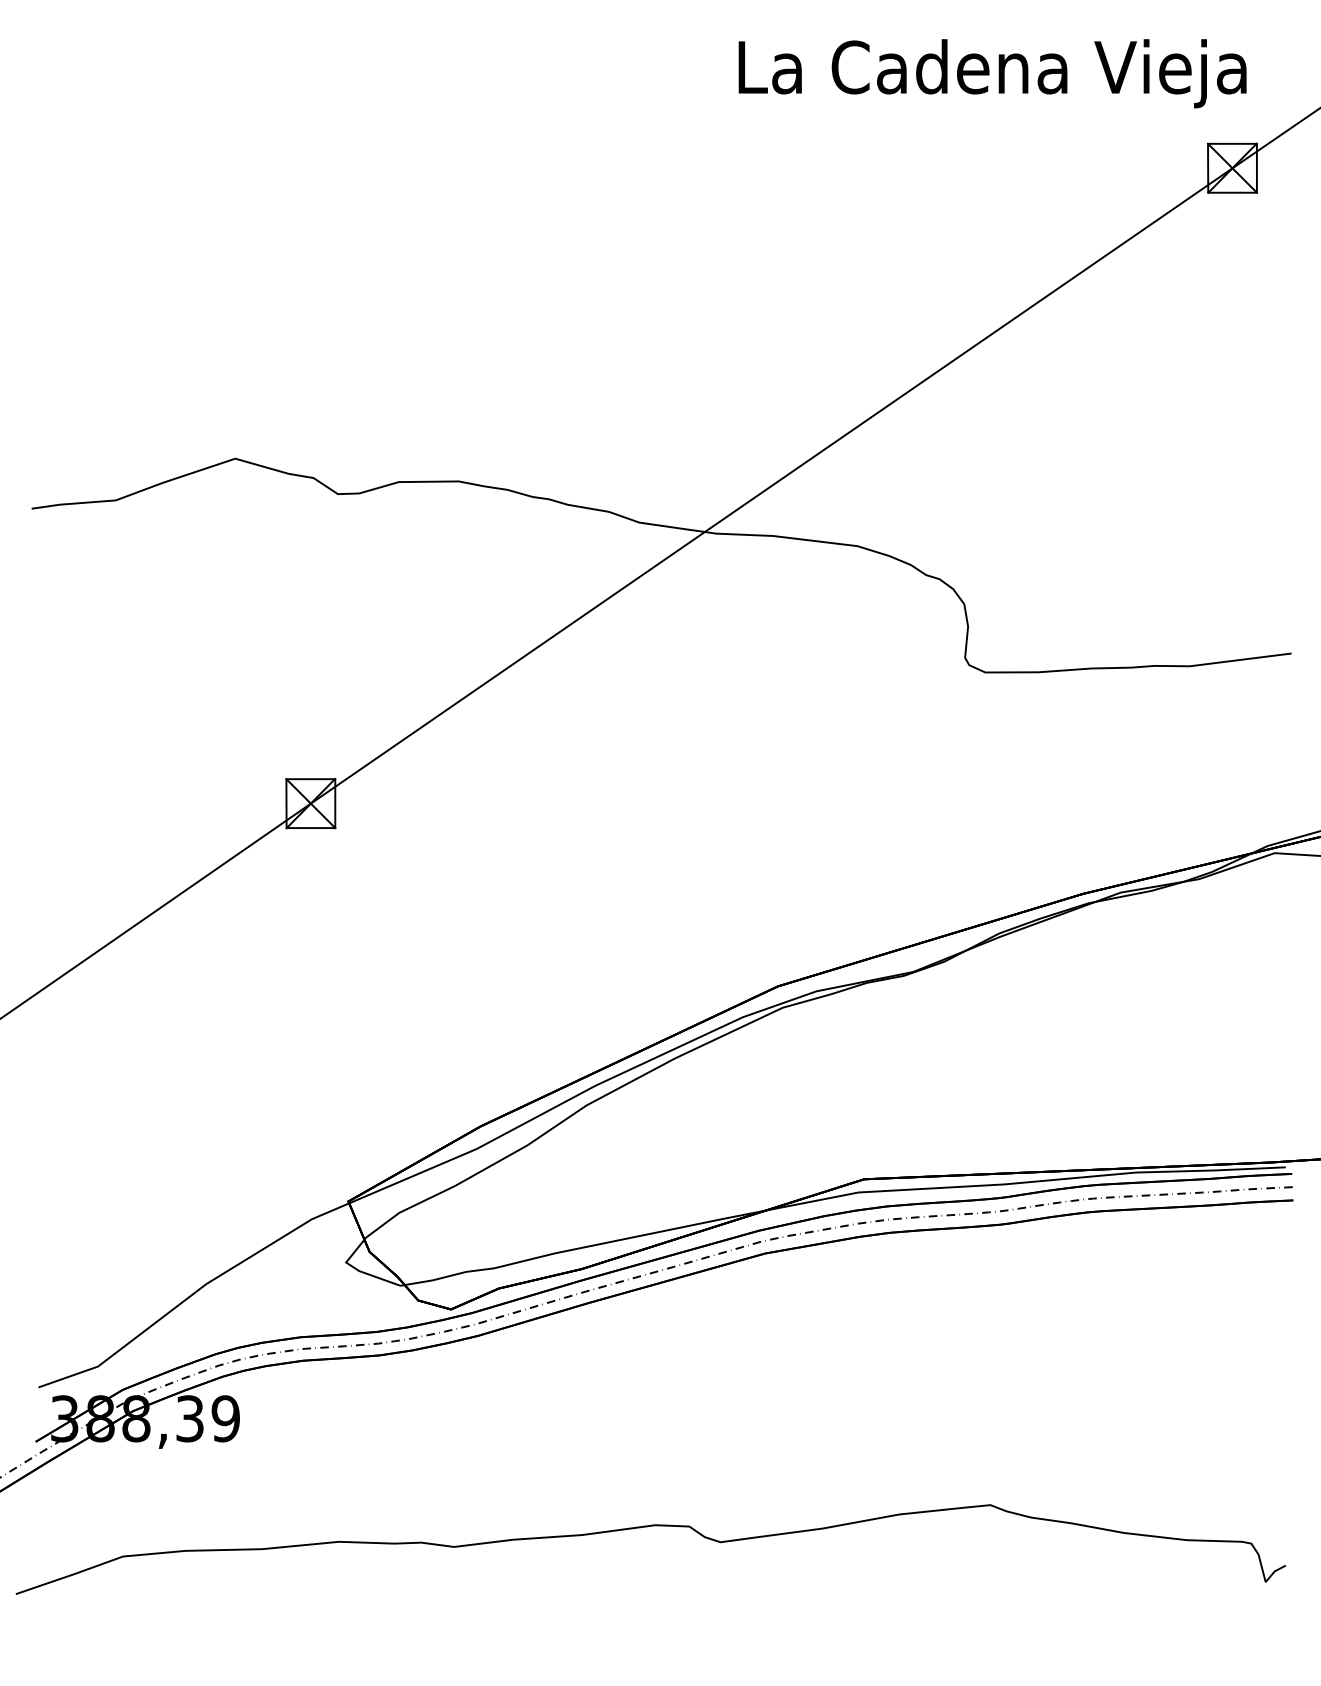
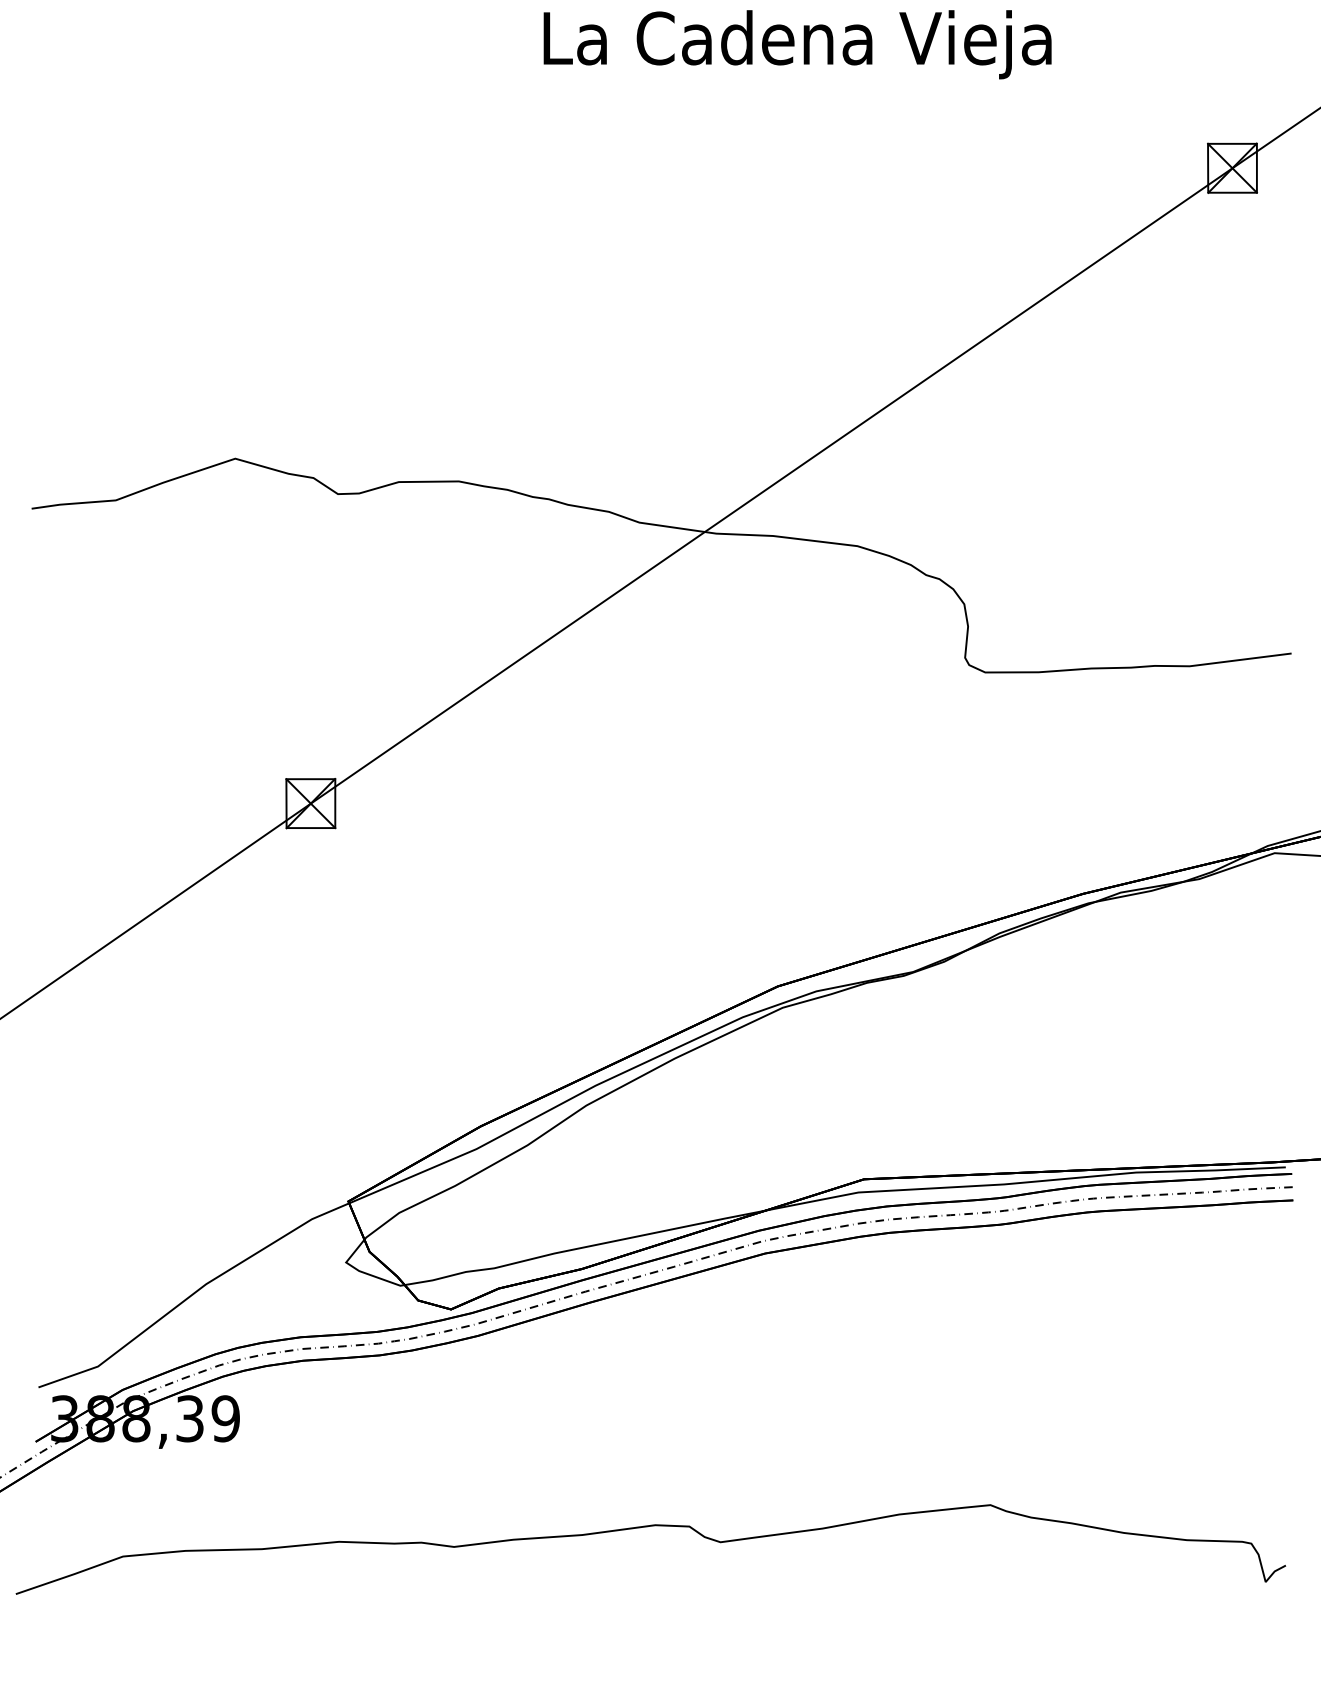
text position: (992, 73) -> (797, 44) (797, 44)
